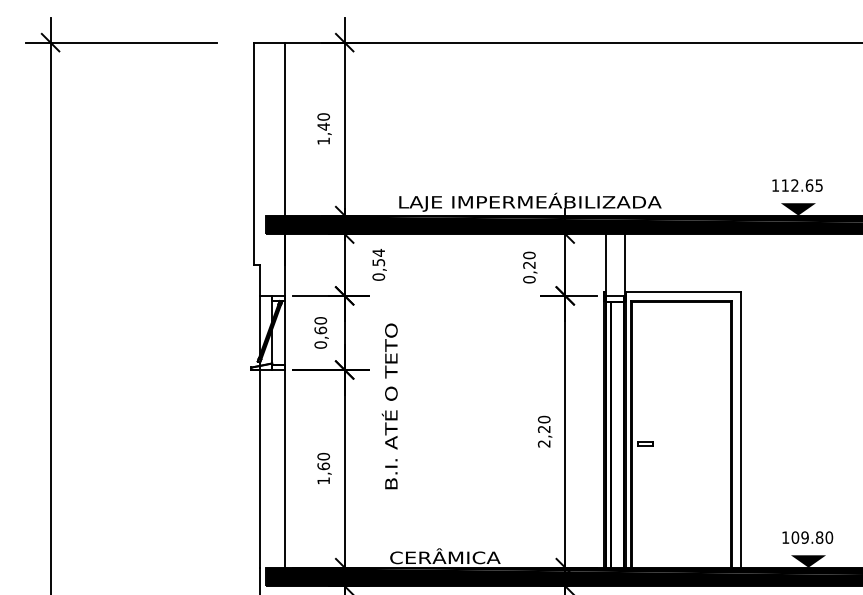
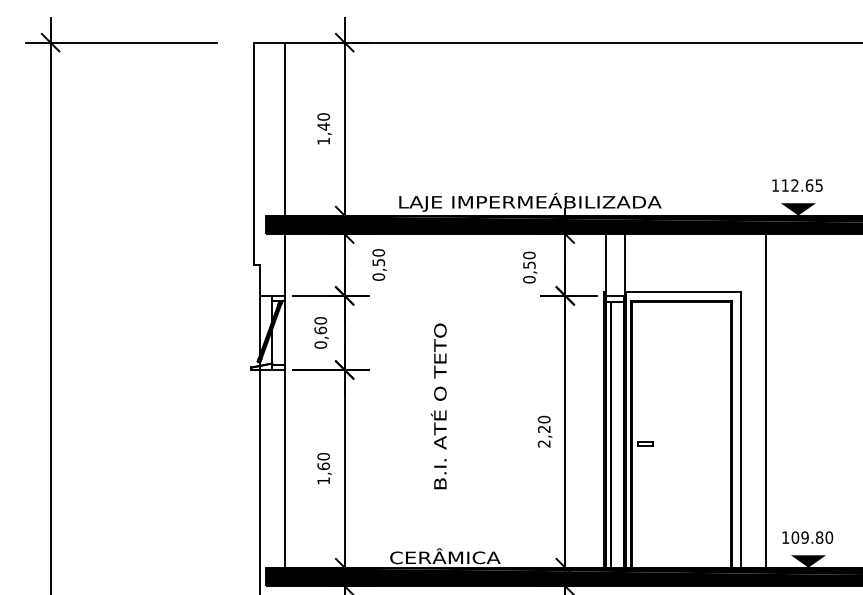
text: 0,54 -> 0,50 (378, 252)
text: 0,20 -> 0,50 (529, 264)
line: none -> present (766, 400)
text position: (389, 406) -> (438, 406) (438, 406)
